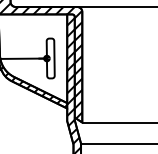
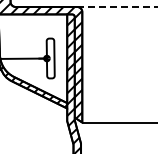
line: solid -> dashed (117, 6)
line: present -> none (117, 143)
